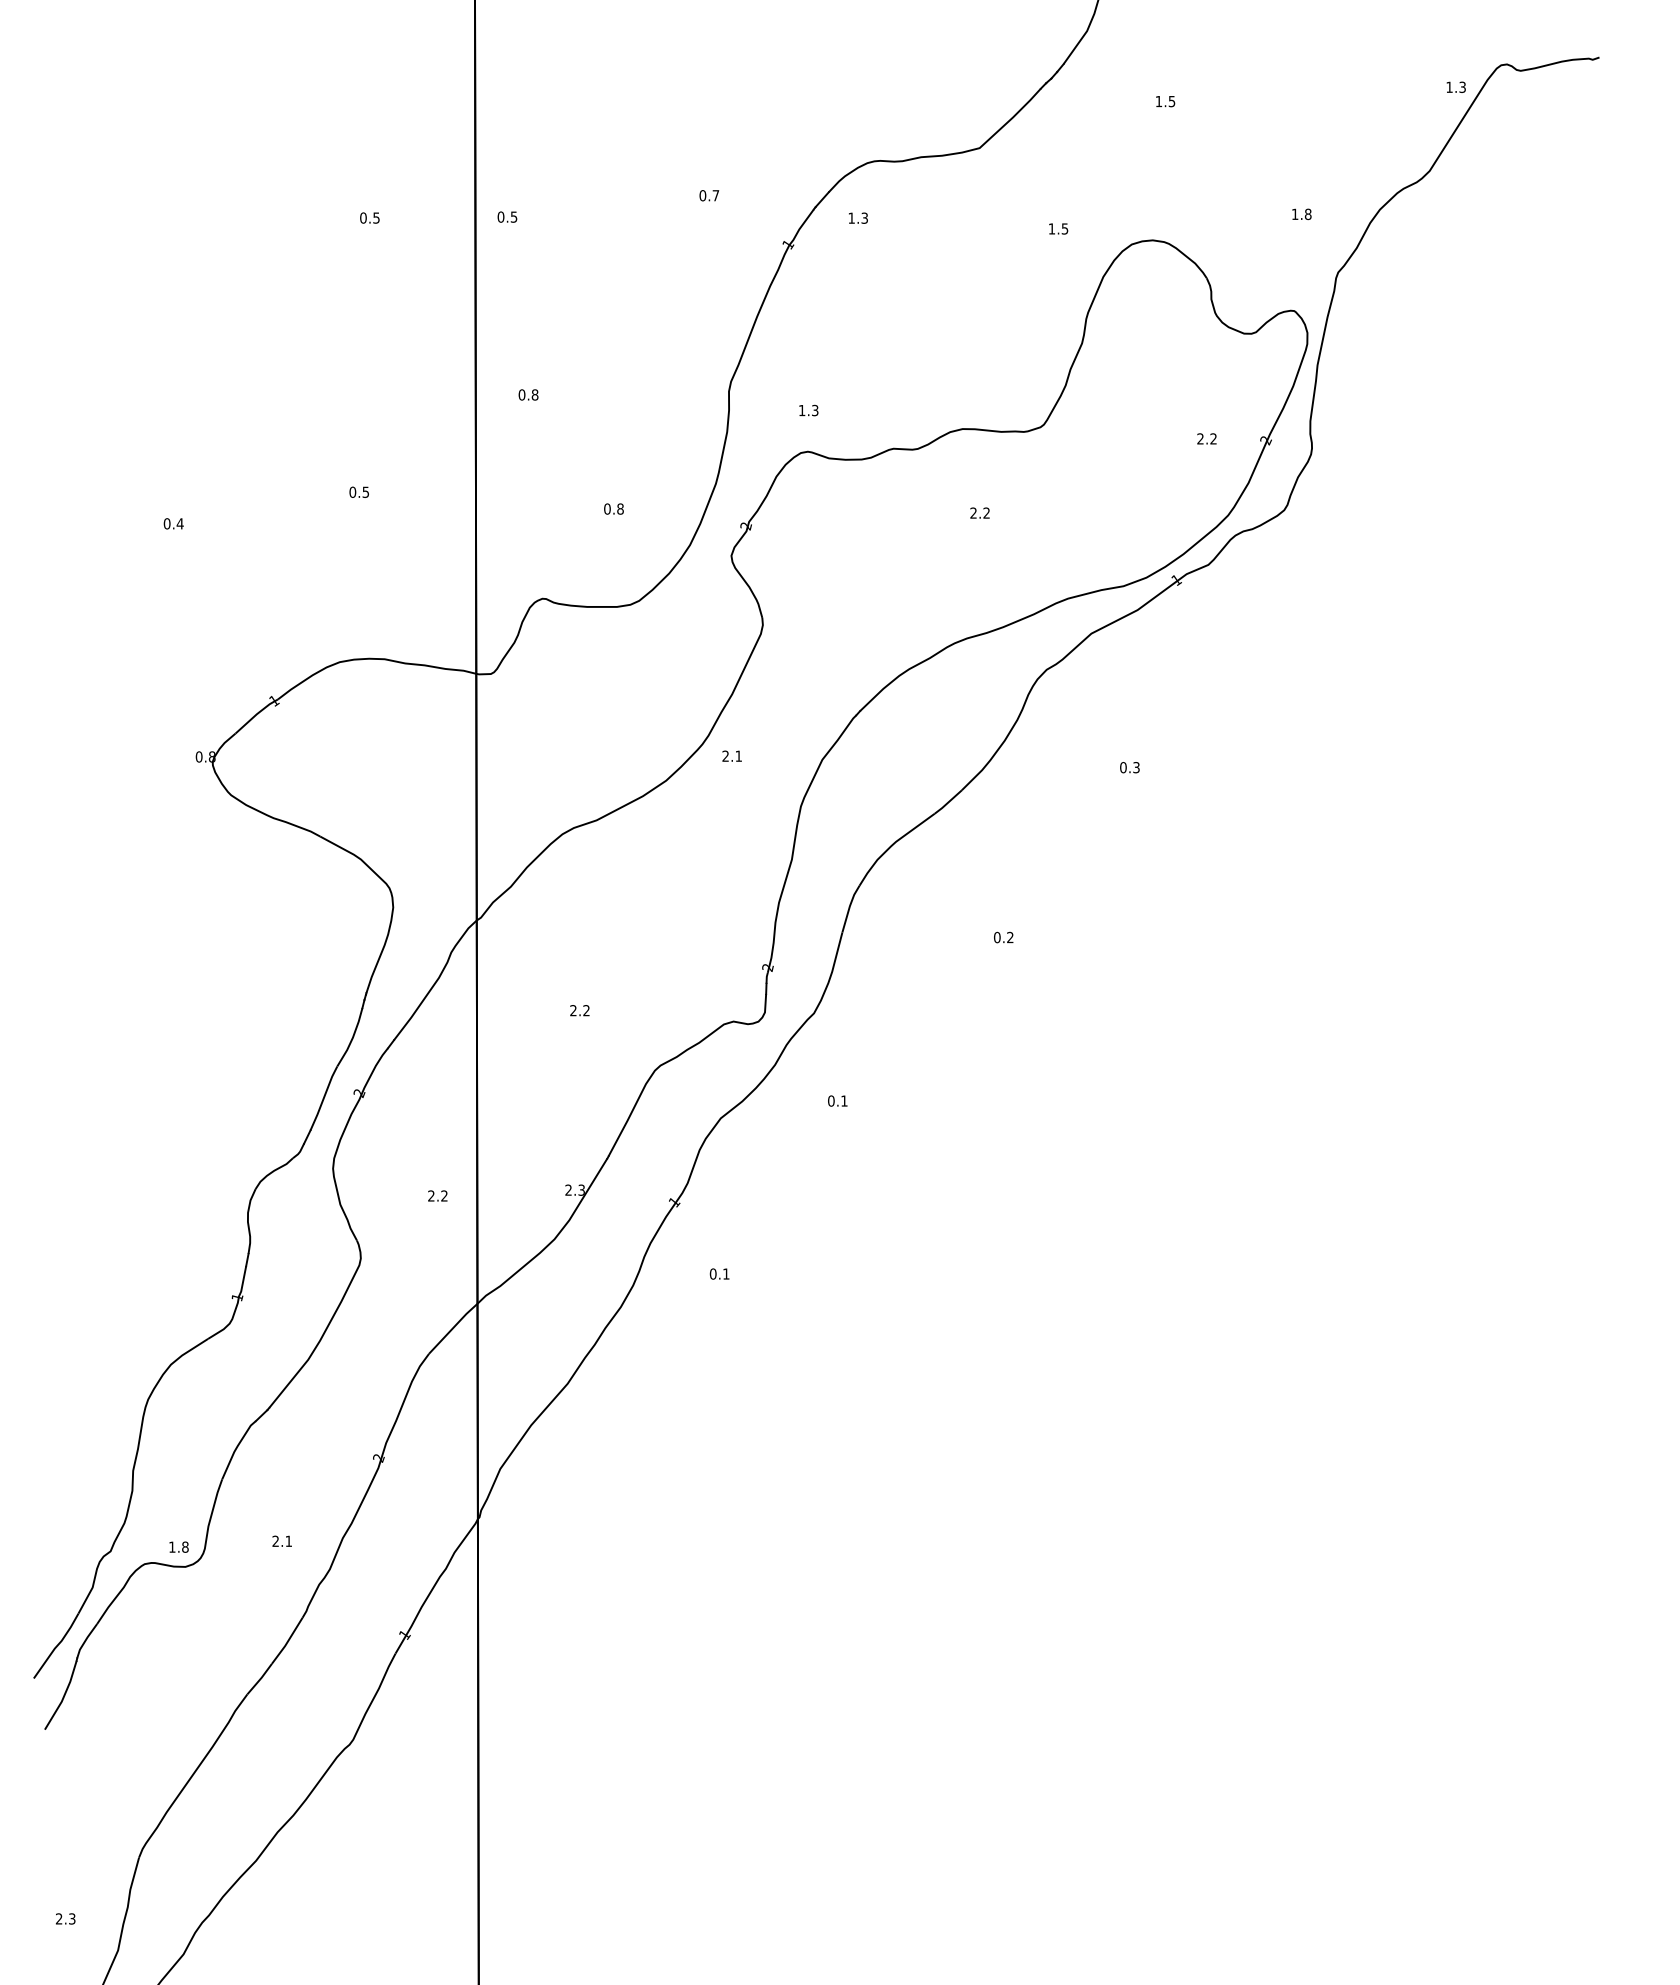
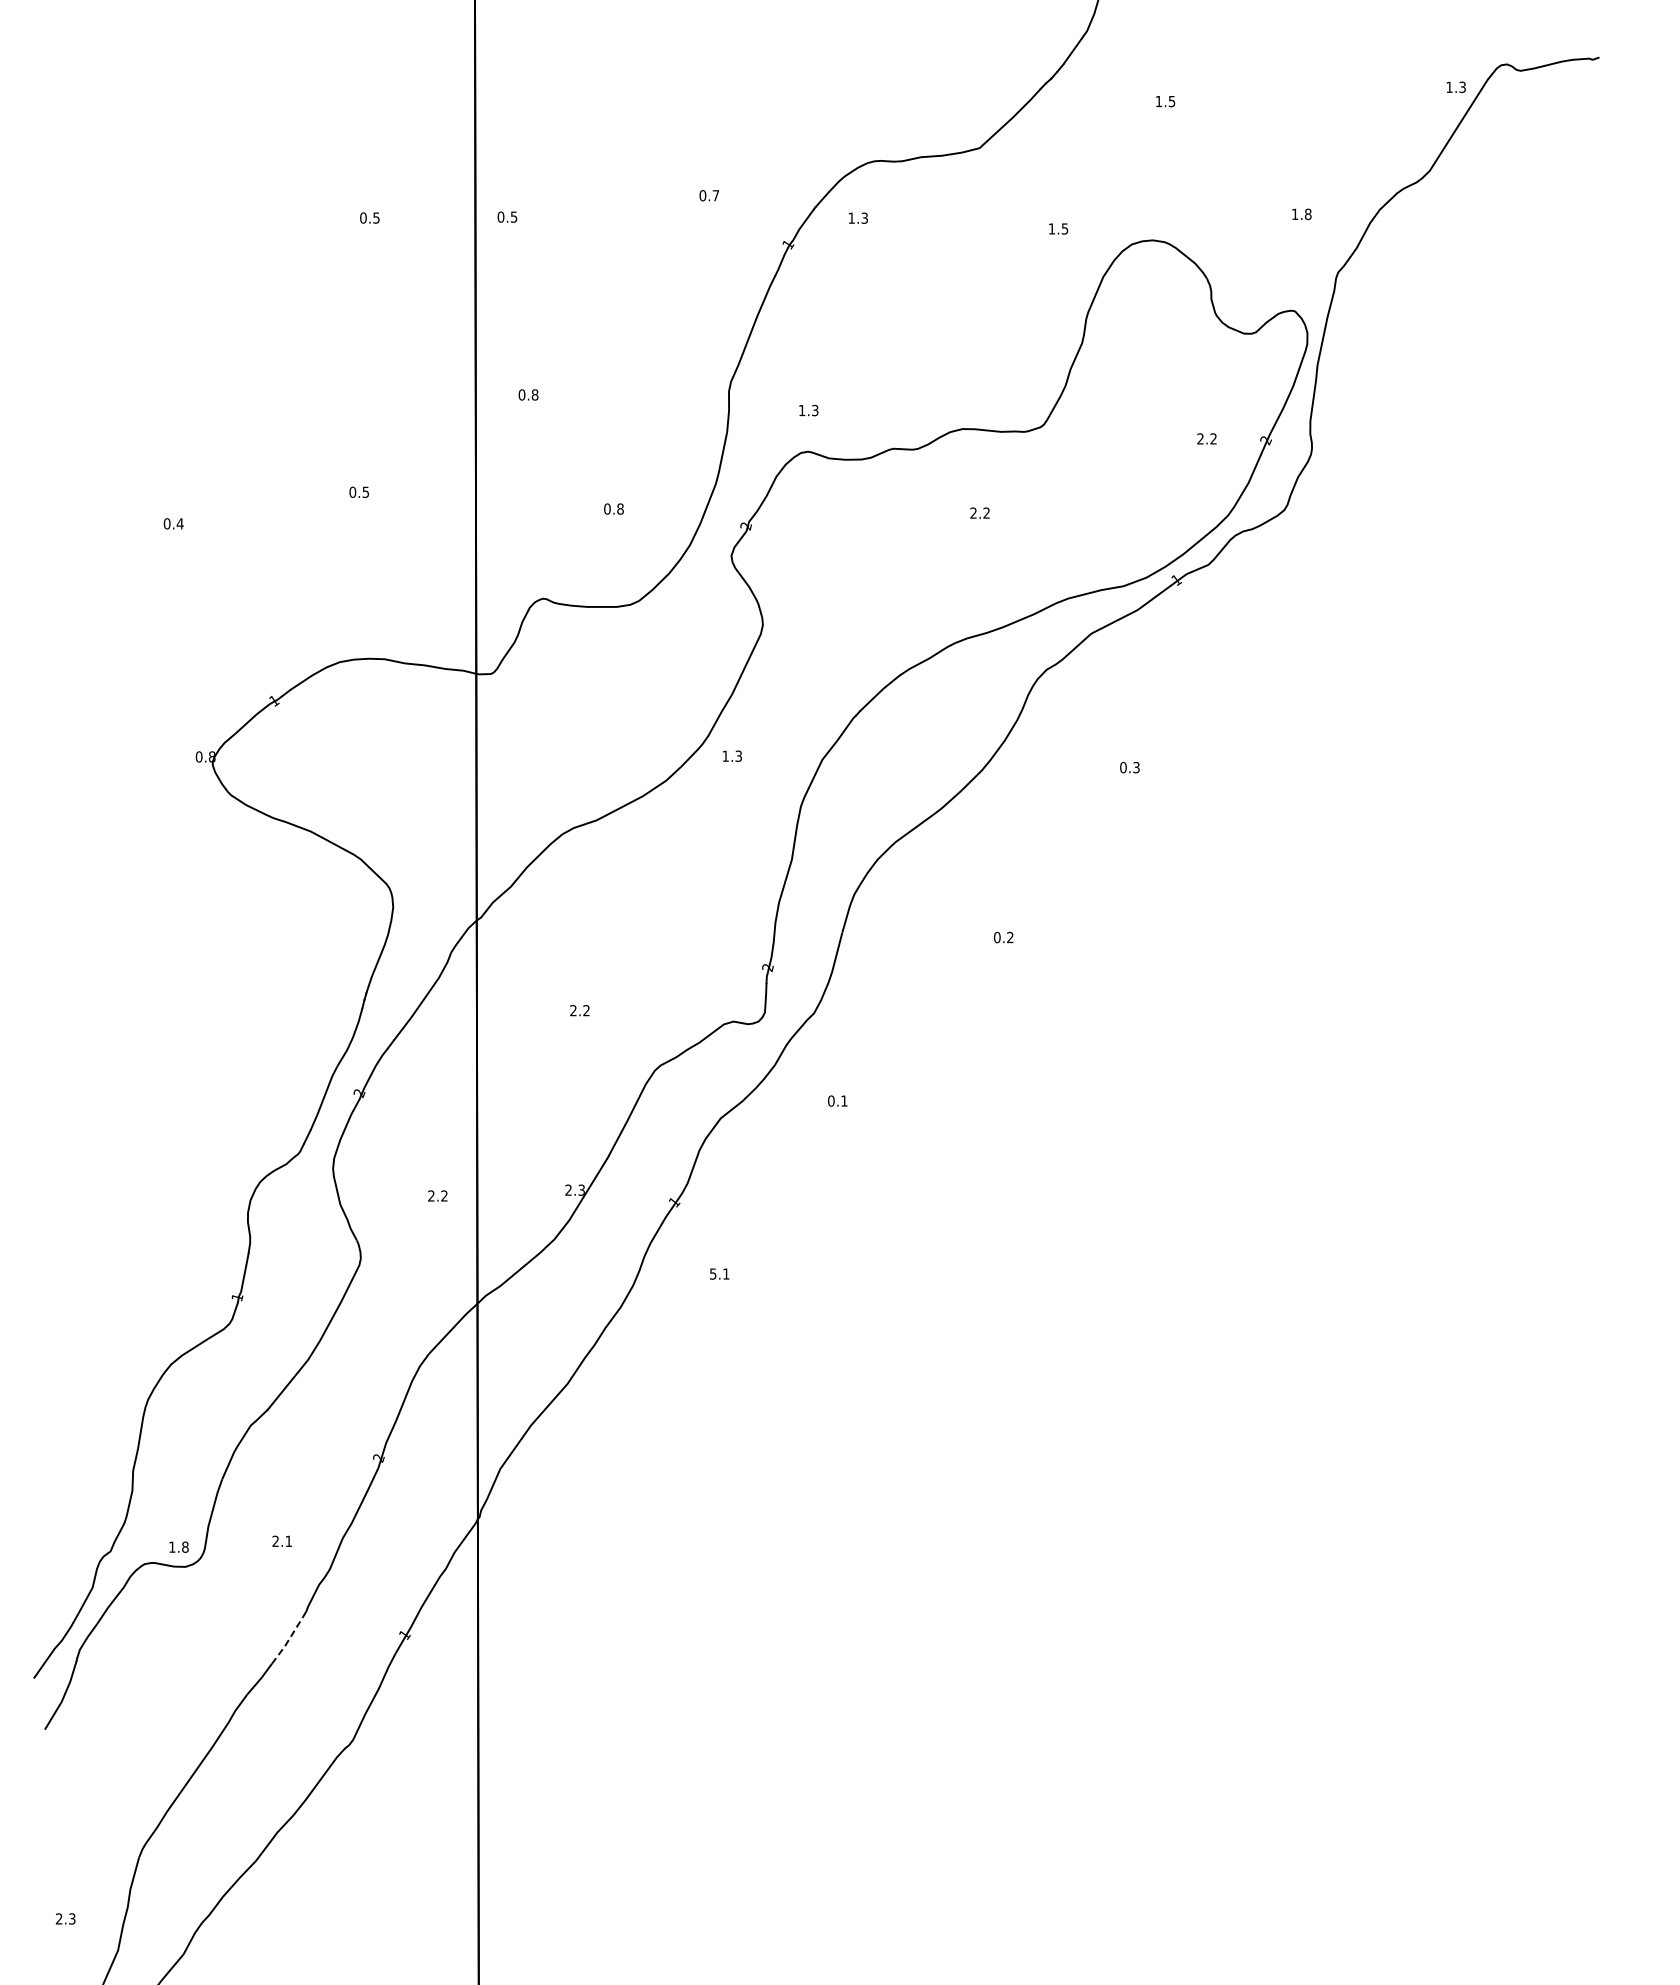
text: 2.1 -> 1.3 (731, 755)
text: 0.1 -> 5.1 (712, 1273)
line: solid -> dashed (288, 1641)
